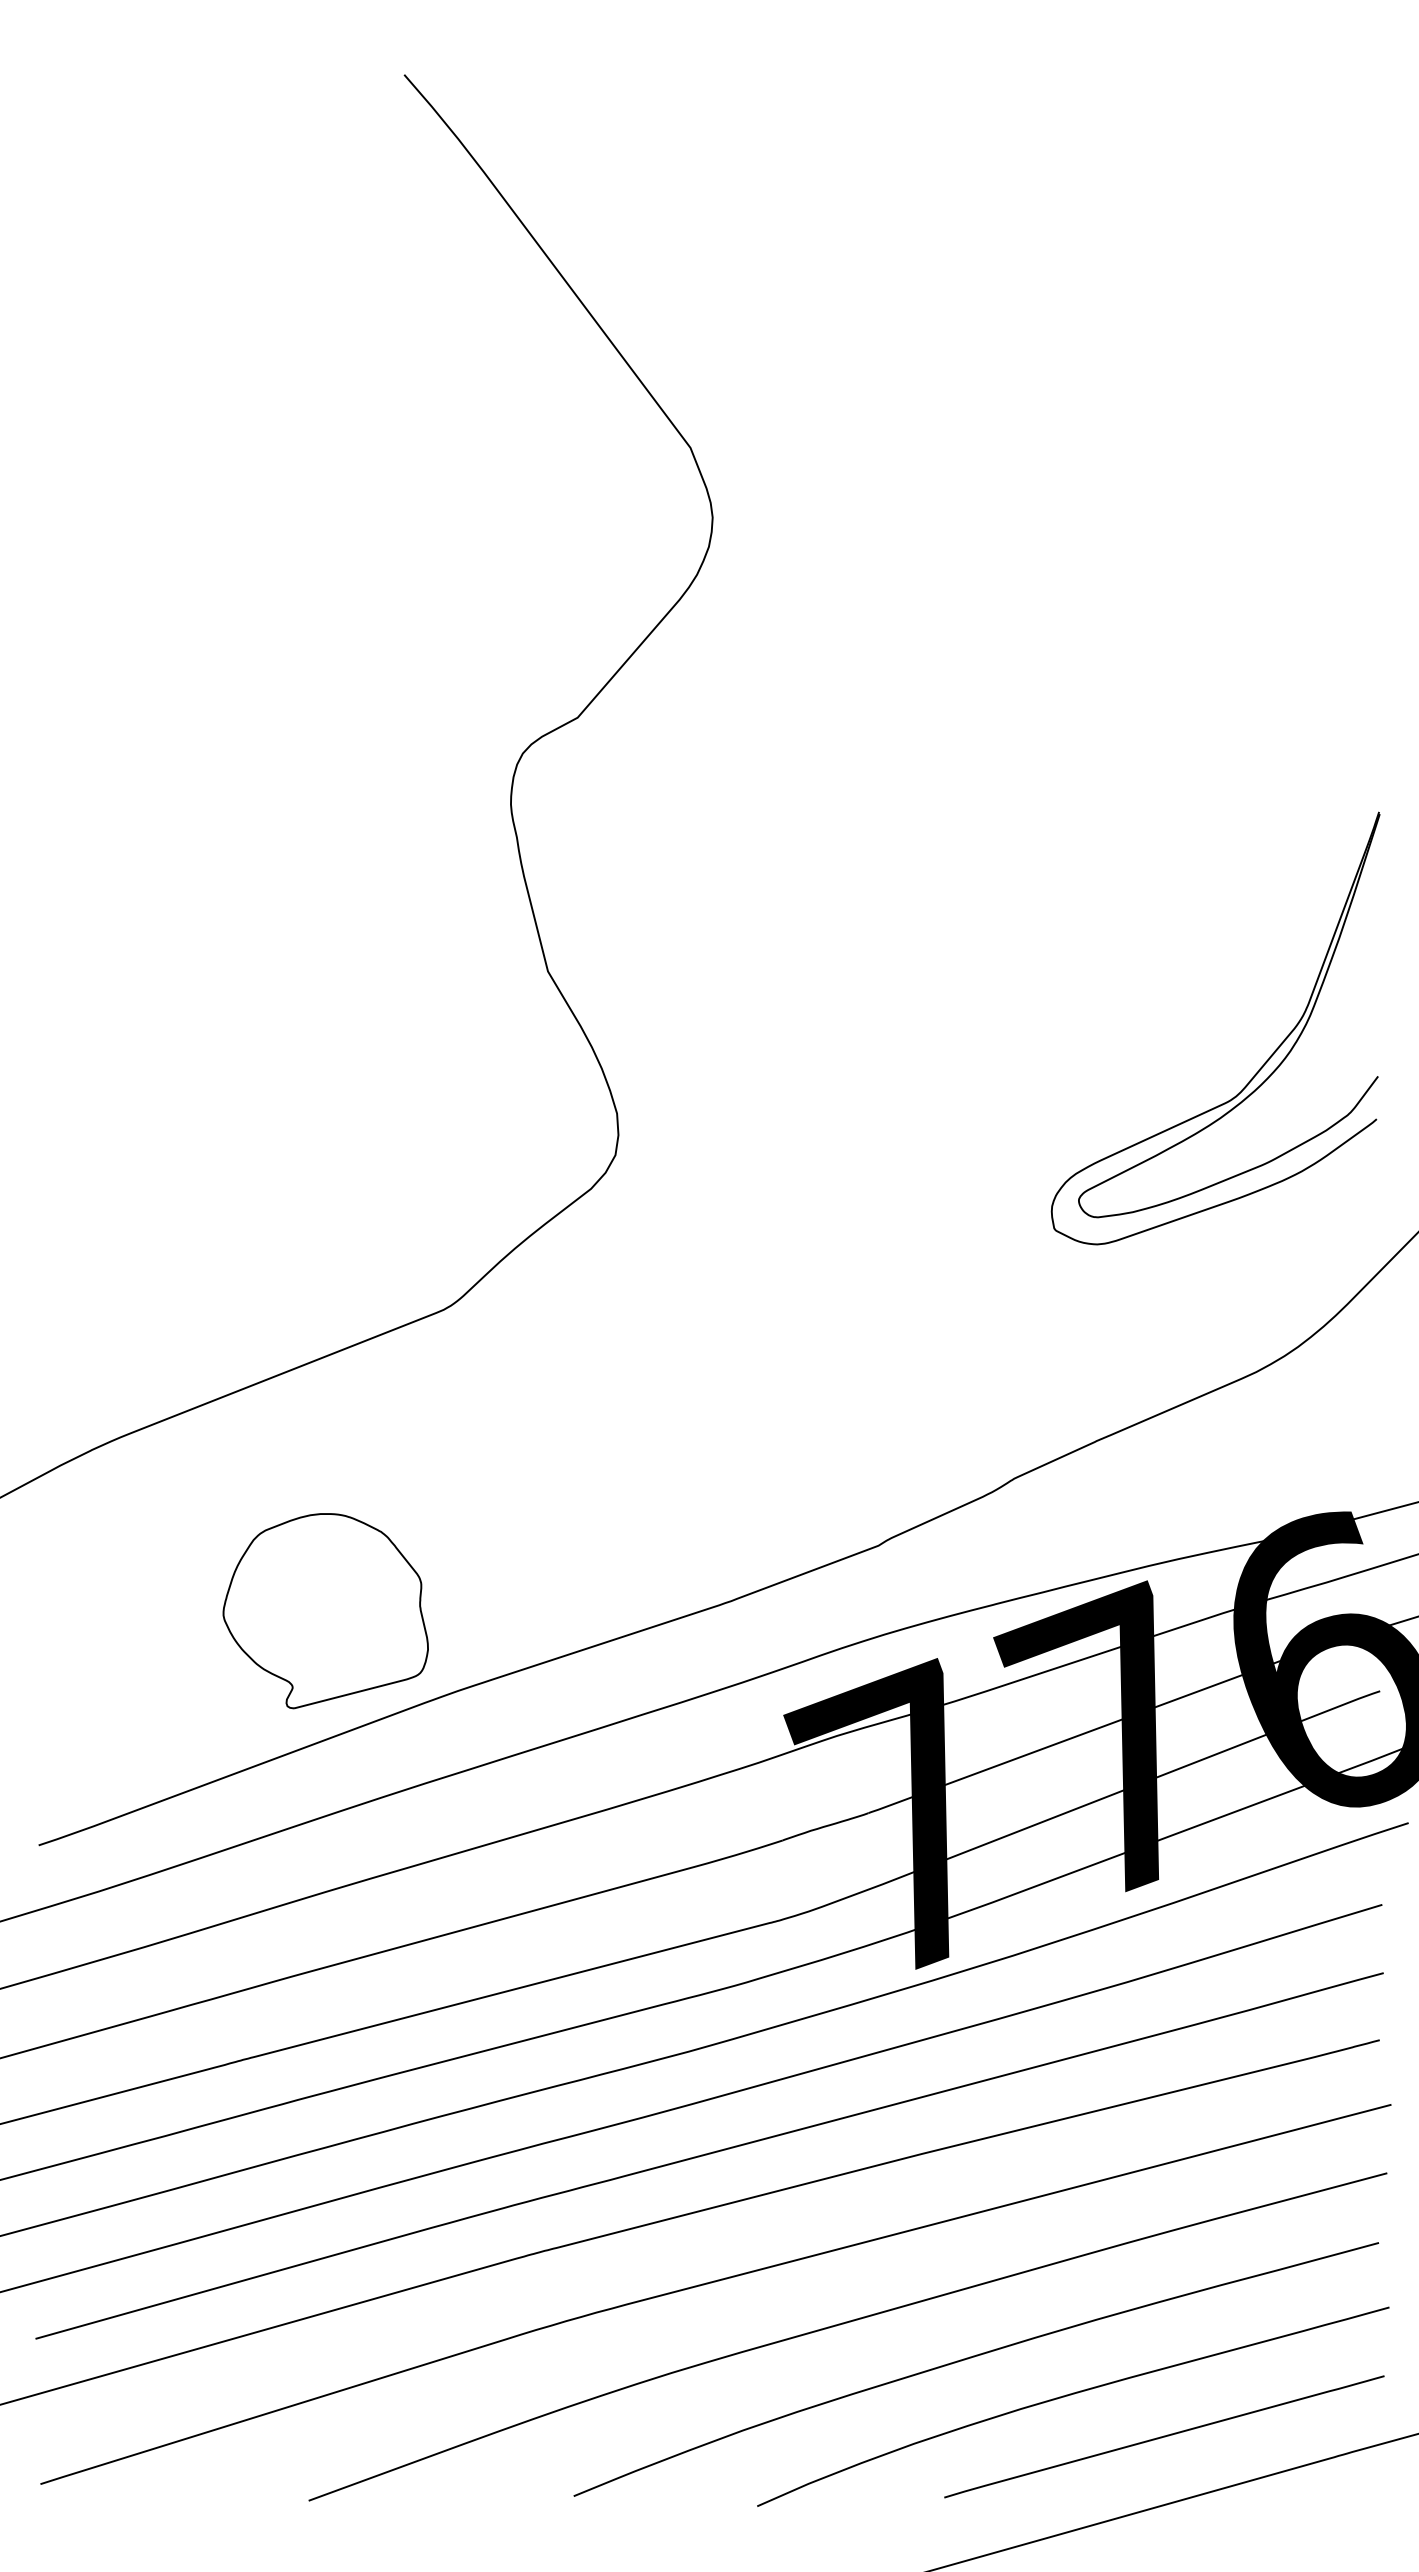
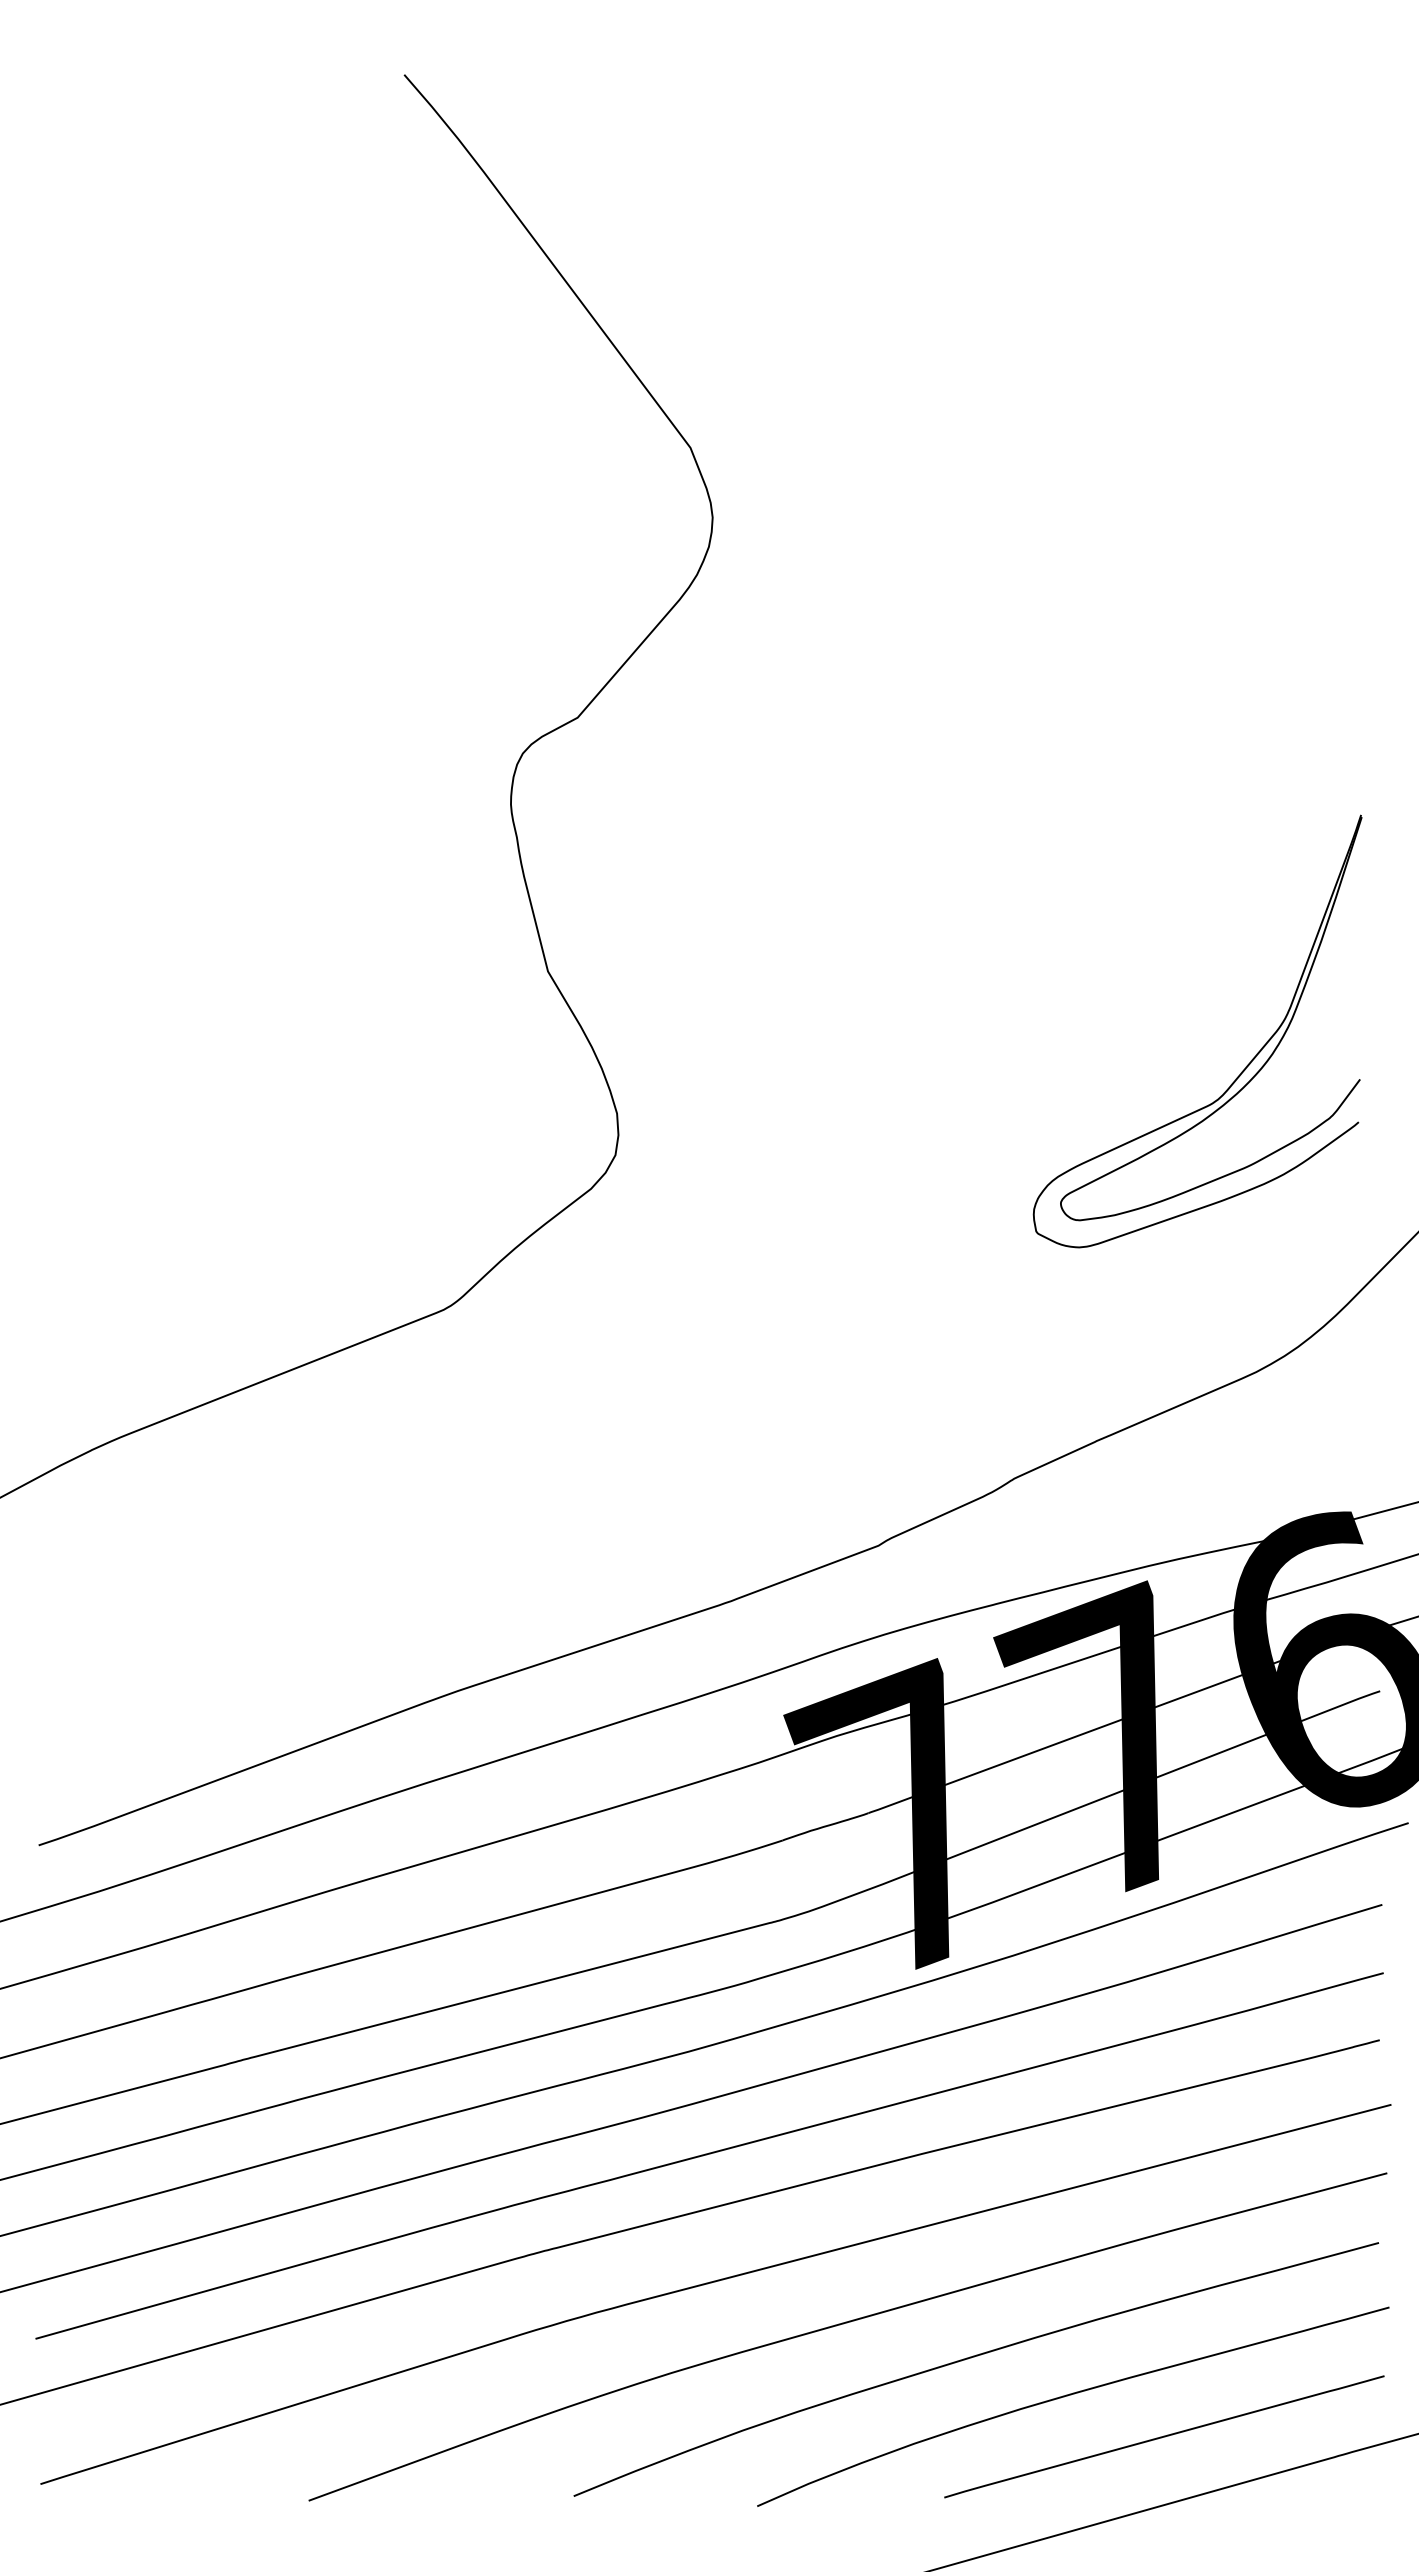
part position: (1259, 1068) -> (1241, 1071) (1241, 1071)
part: present -> none (325, 1611)
